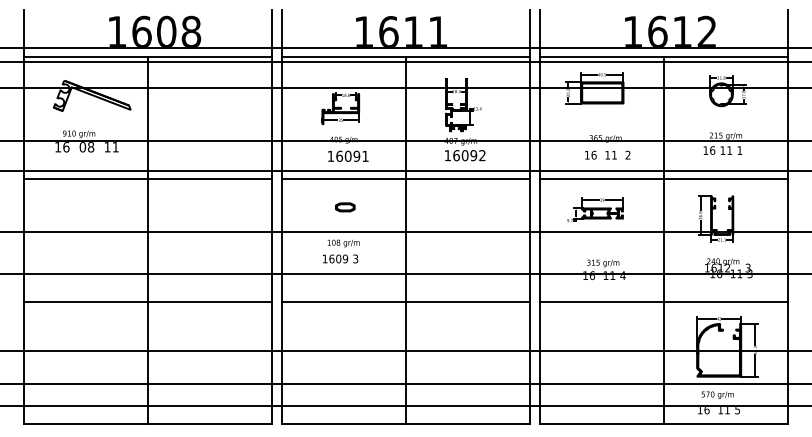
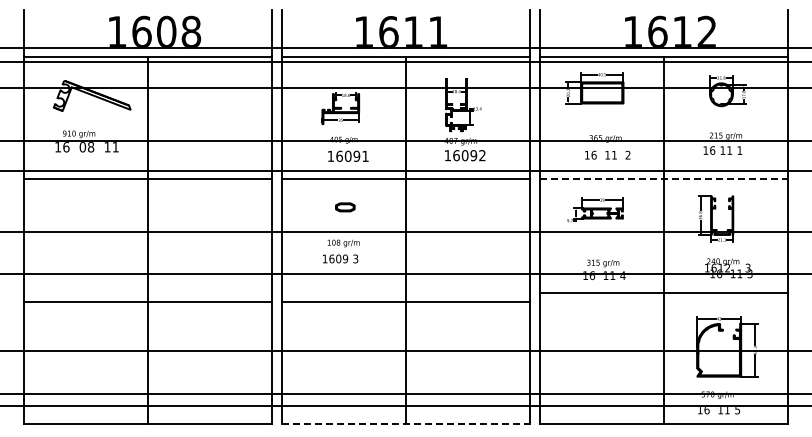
line: solid -> dashed (663, 179)
line position: (663, 301) -> (663, 292) (663, 292)
line position: (405, 383) -> (405, 393) (405, 393)
line: solid -> dashed (406, 424)
